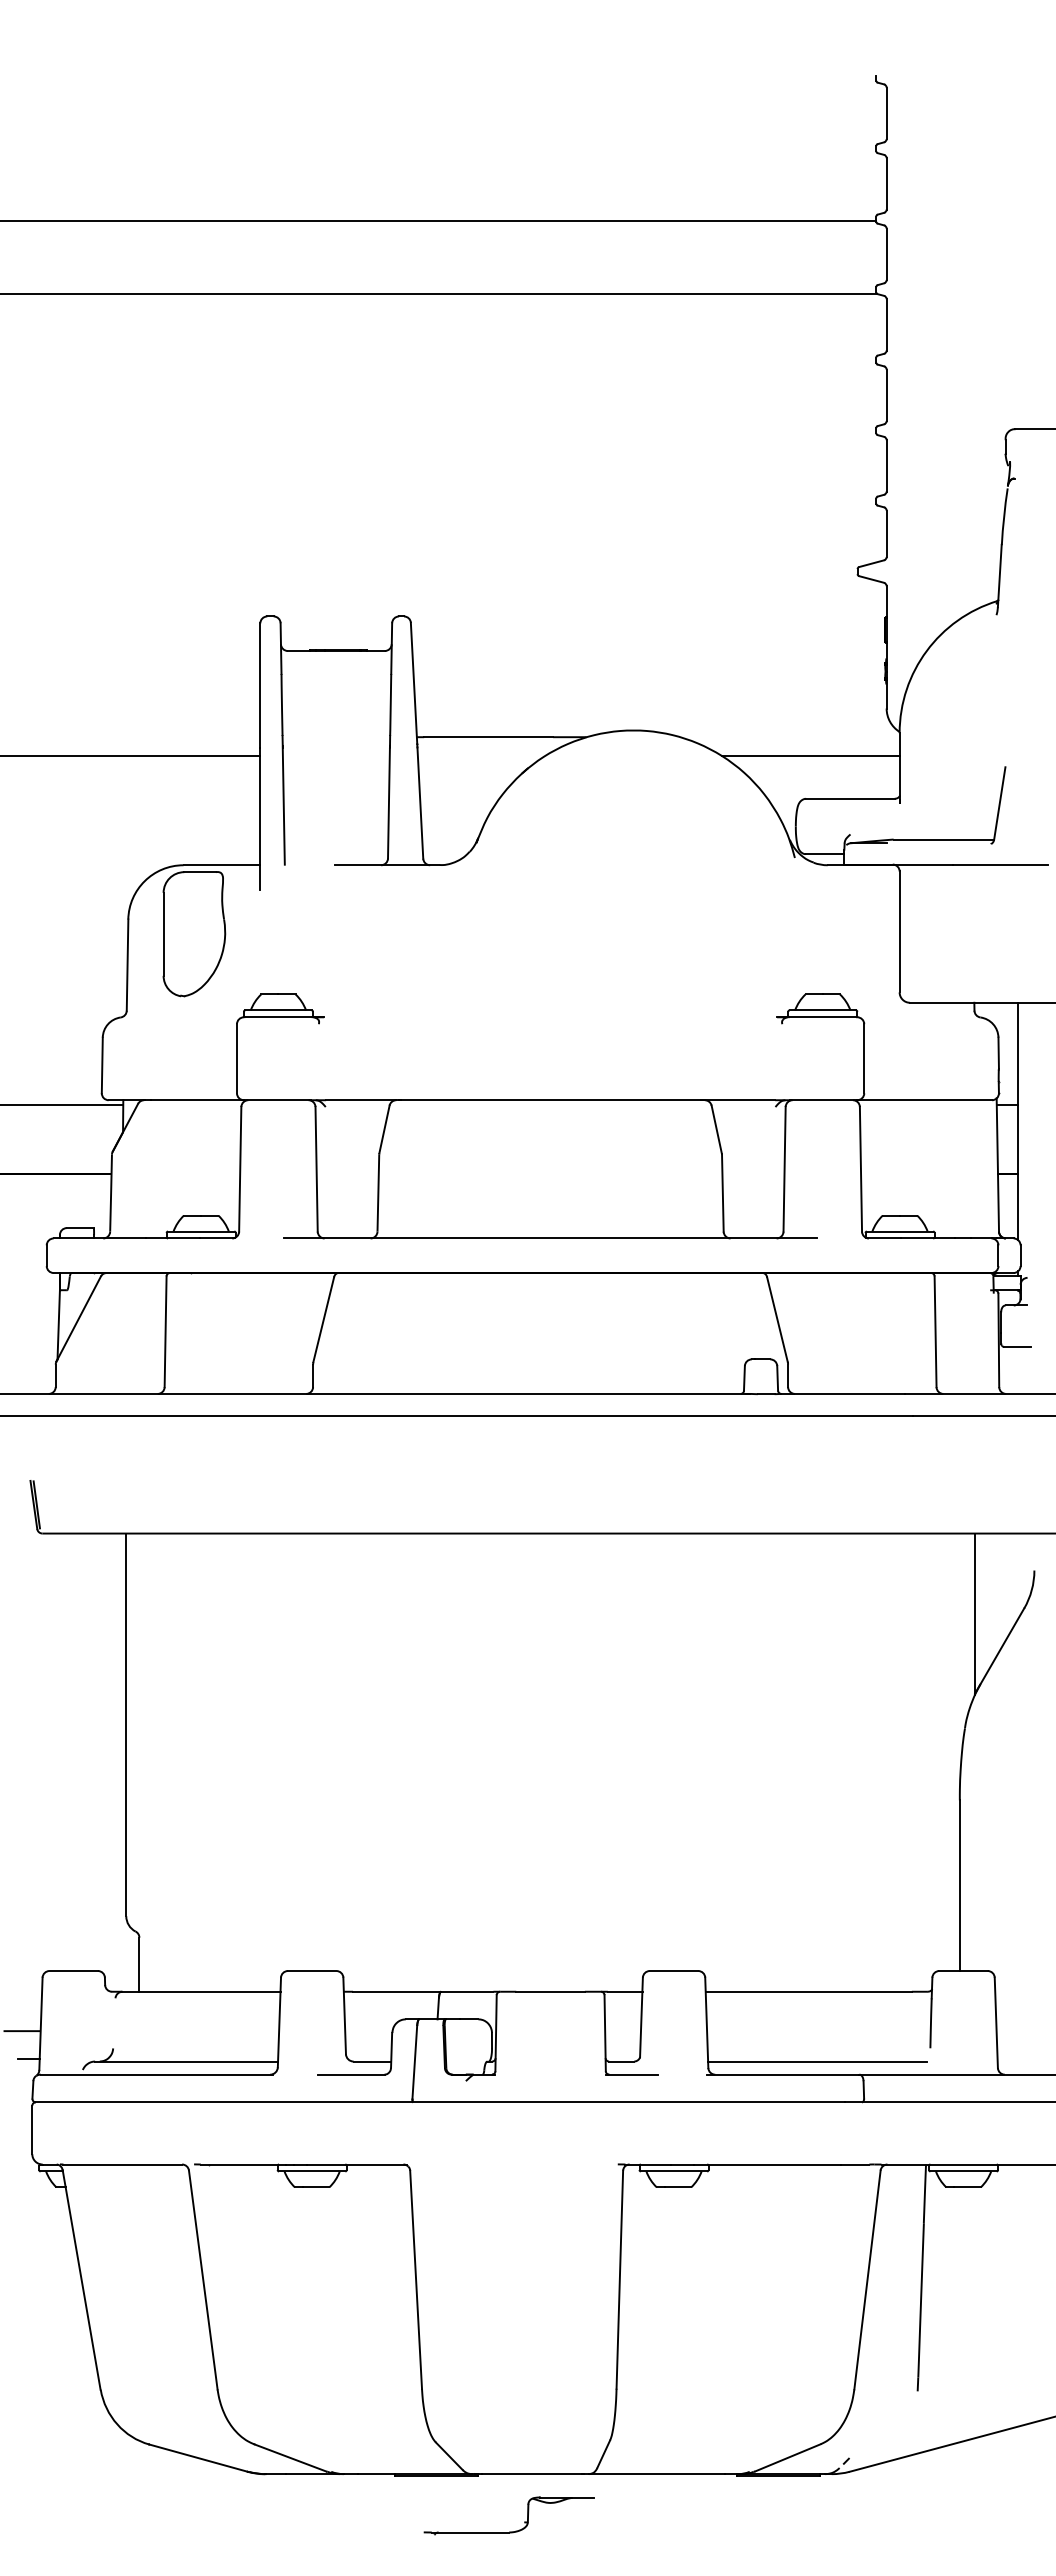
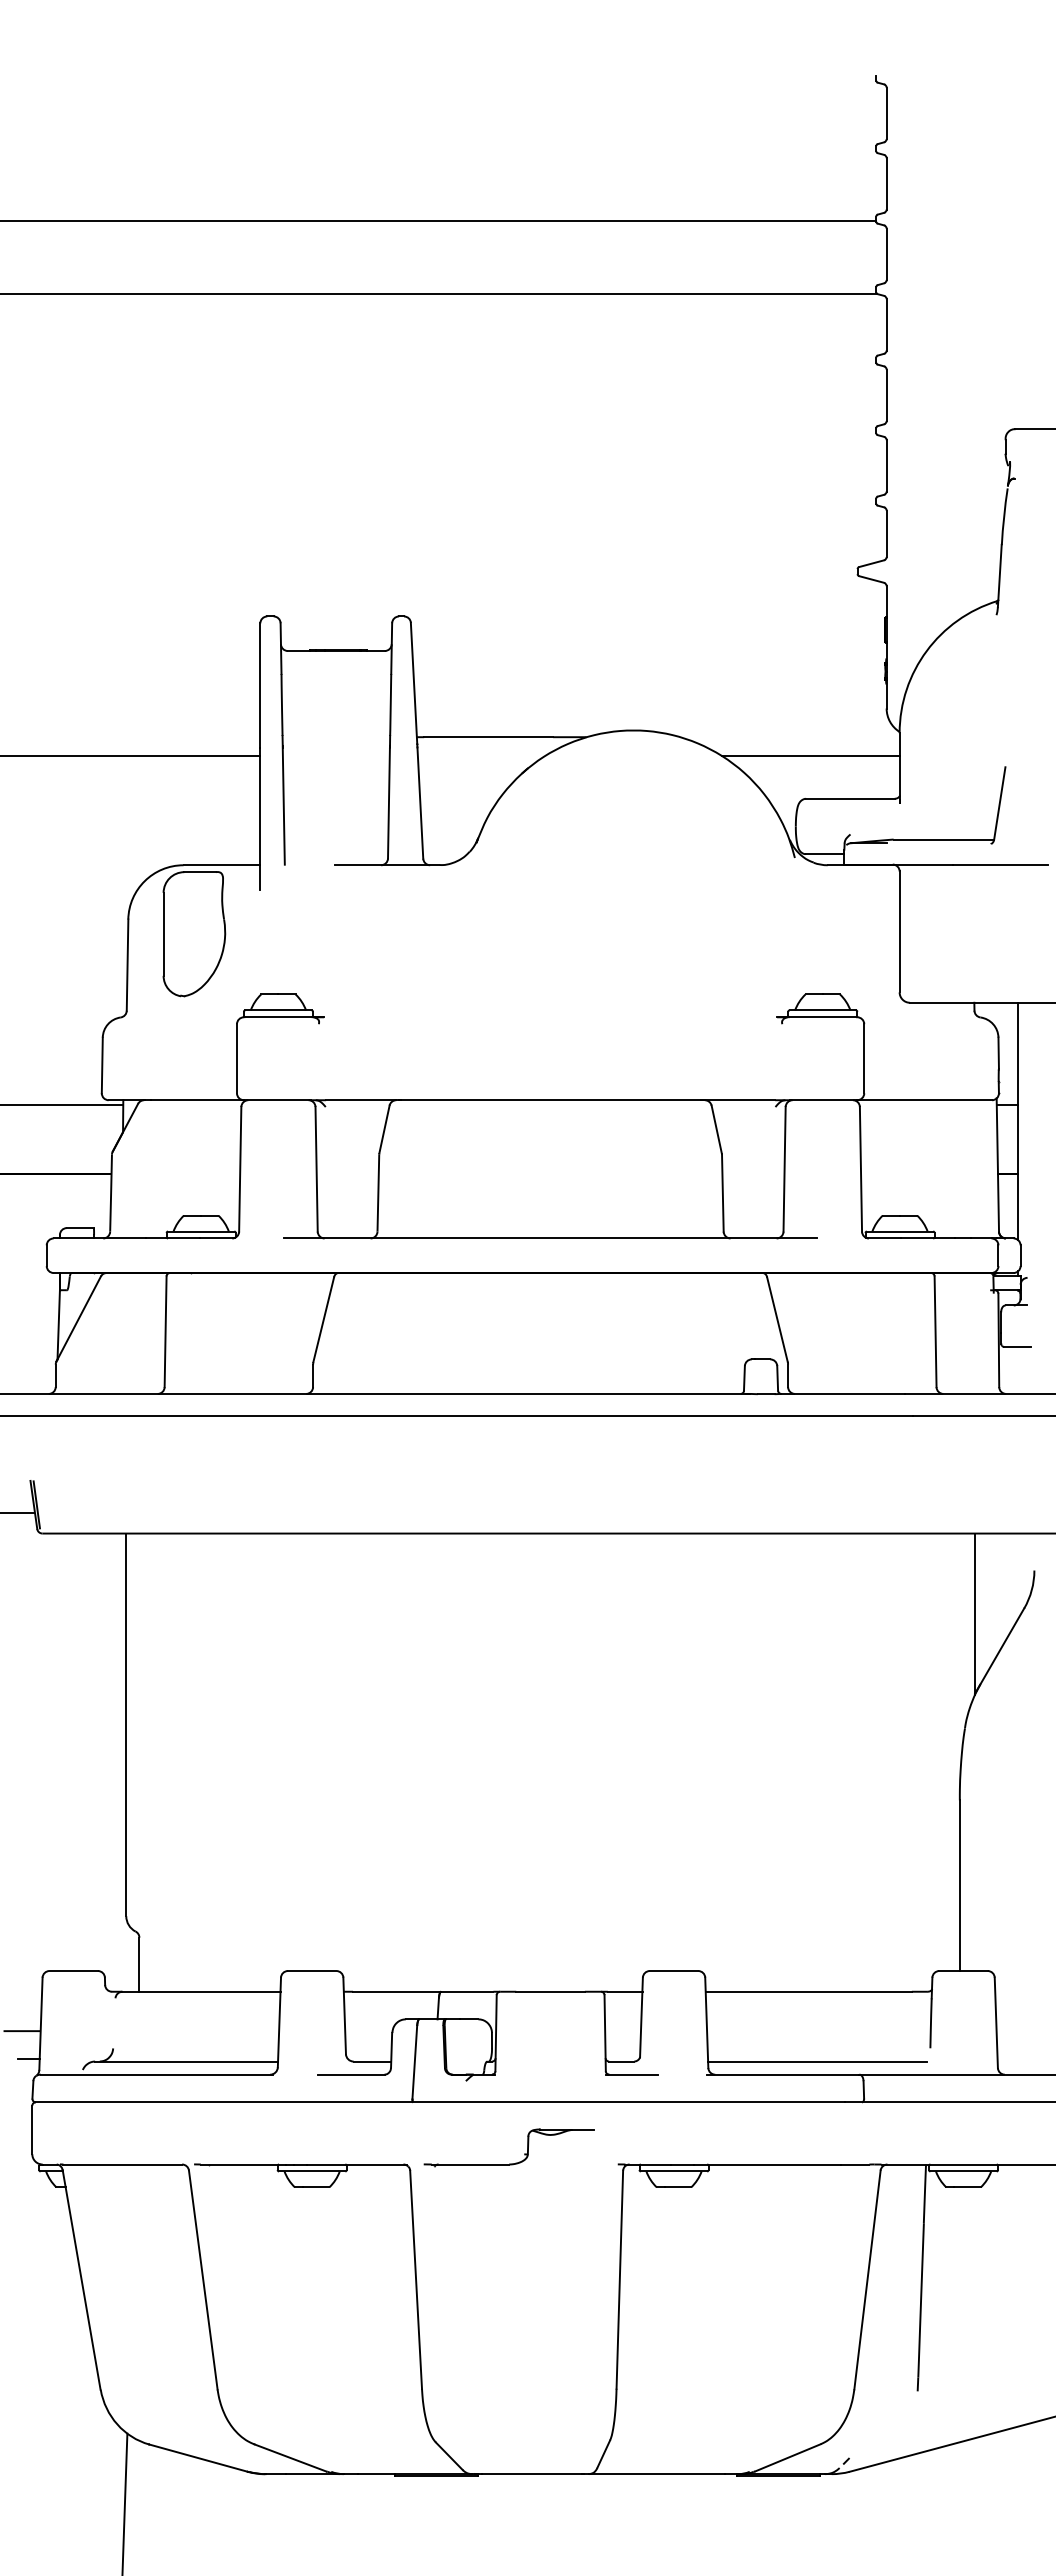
line: none -> present (18, 1512)
line: none -> present (124, 2502)
part position: (509, 2531) -> (509, 2163) (509, 2163)
